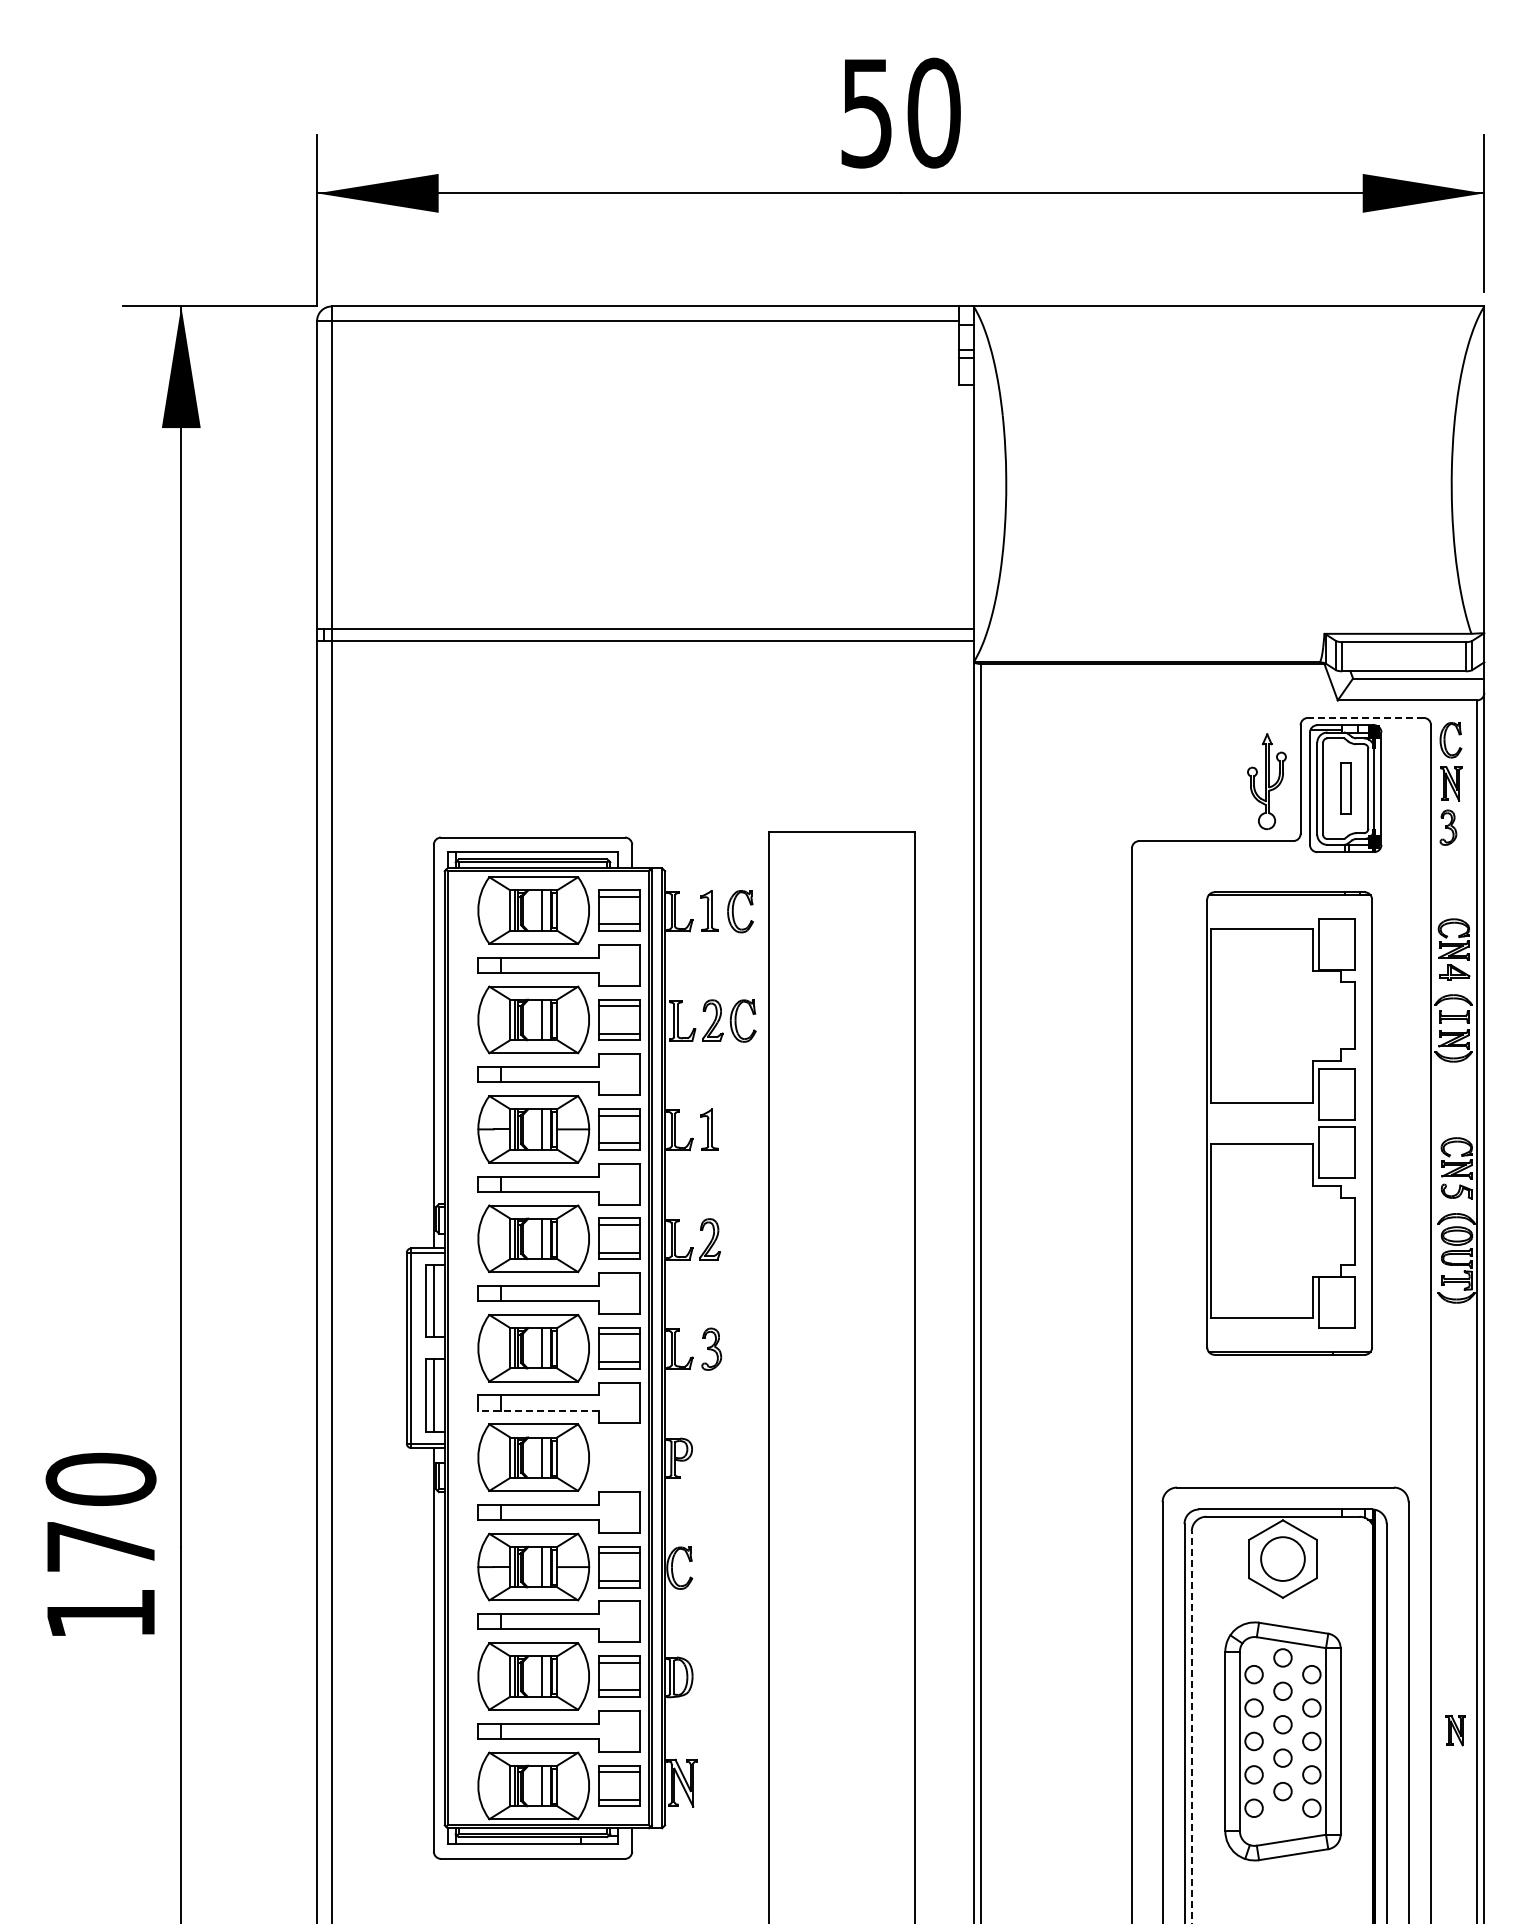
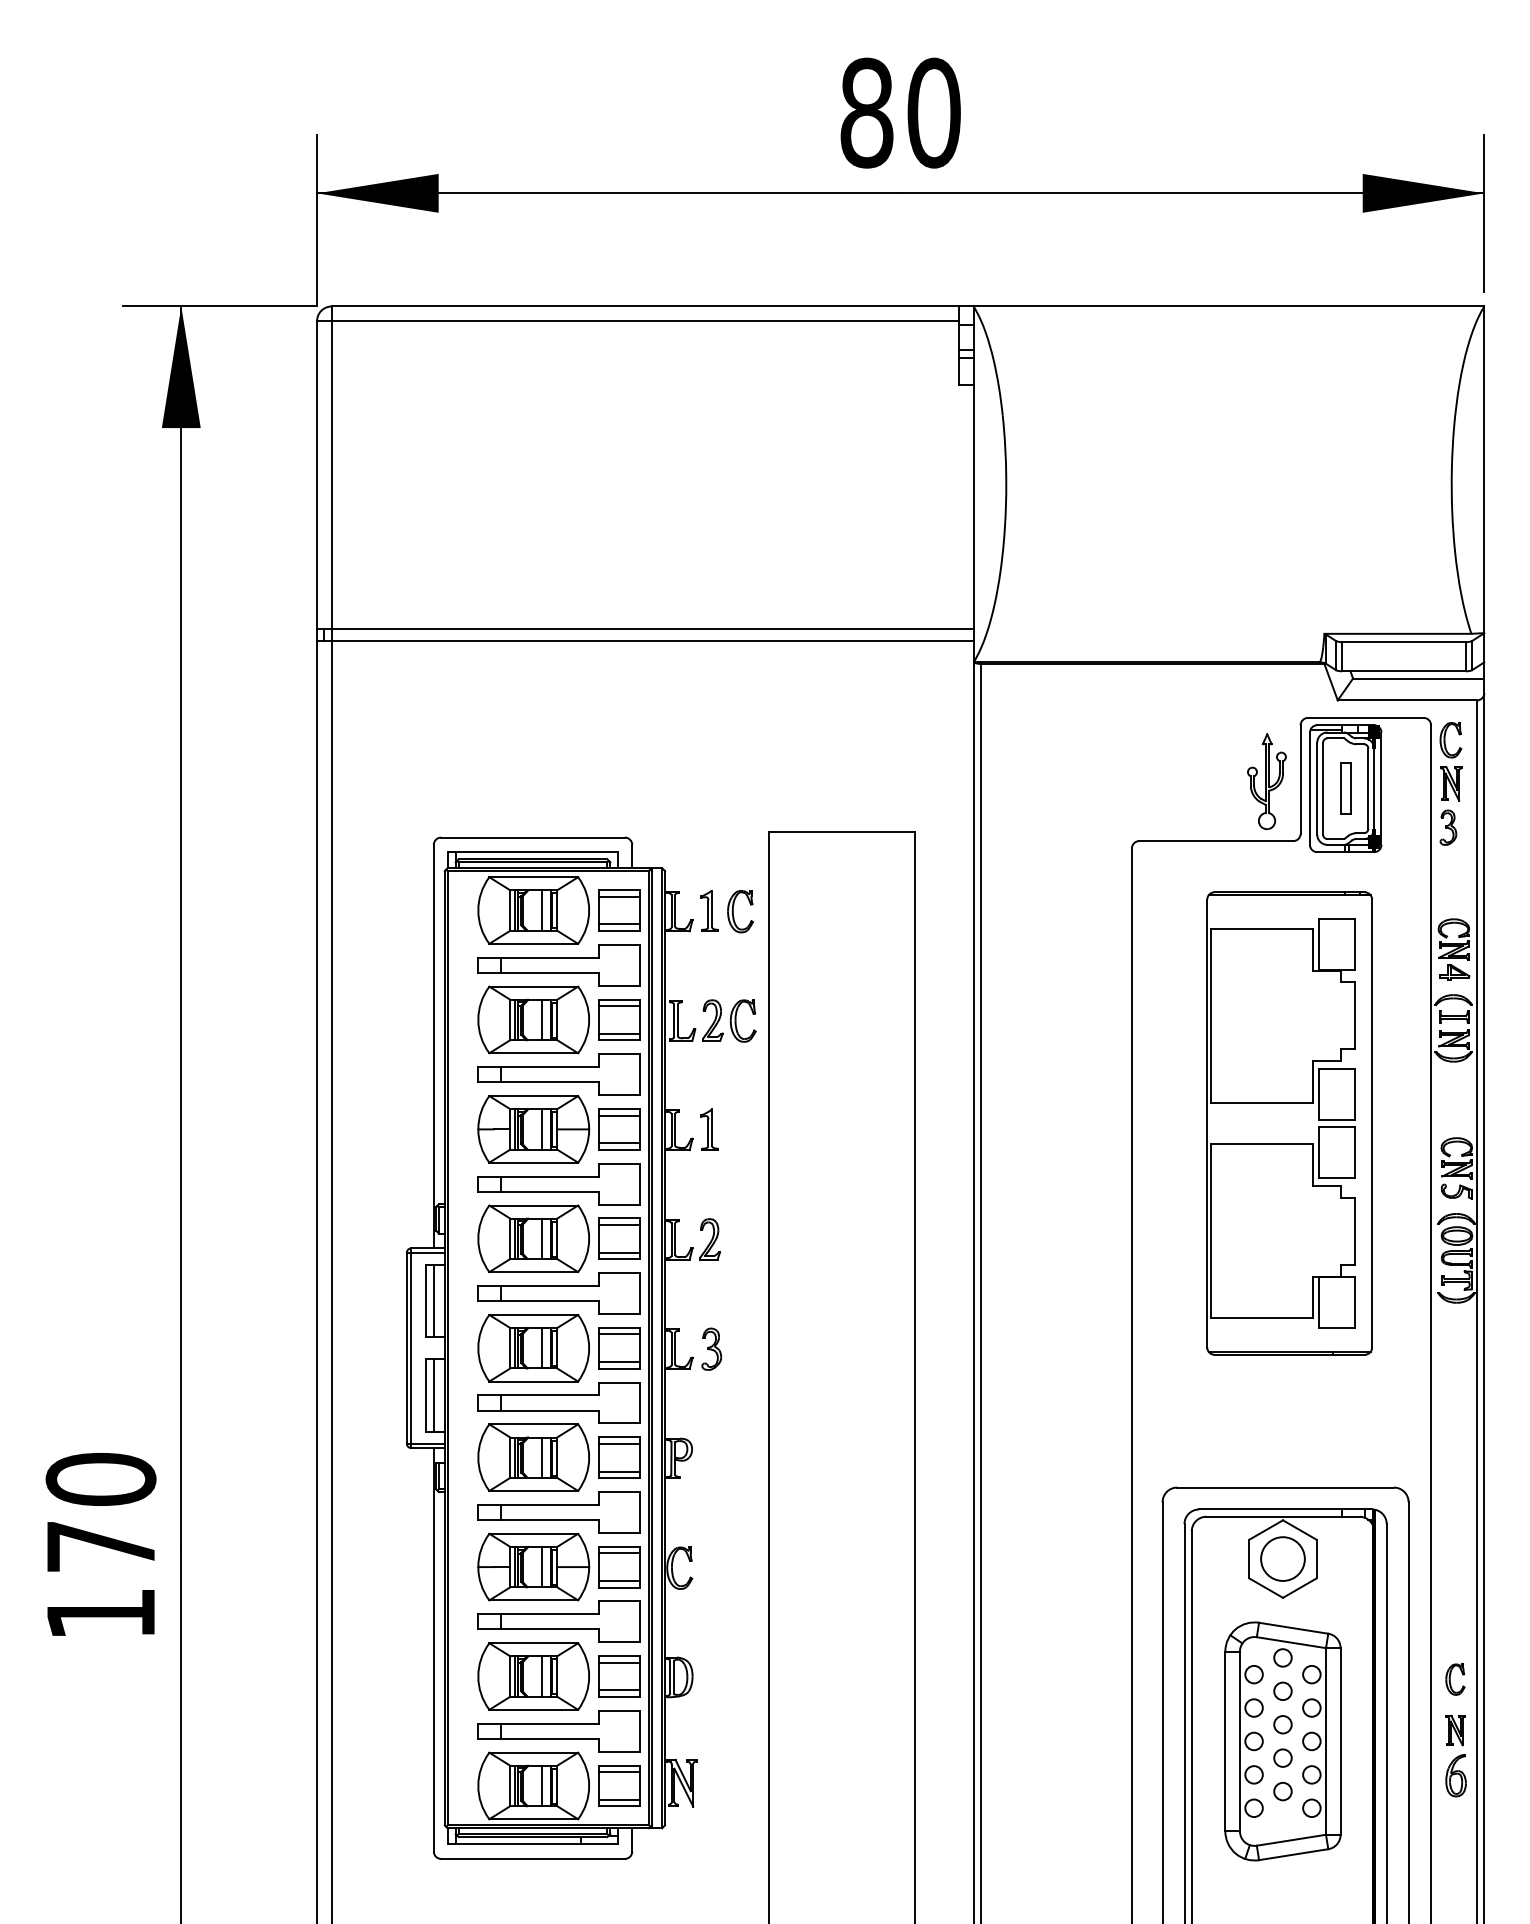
text: 50 -> 80 (866, 112)
line: dashed -> solid (1365, 717)
line: dashed -> solid (538, 1410)
part: none -> present (619, 1457)
part: none -> present (1455, 1679)
line: dashed -> solid (1191, 1726)
part: none -> present (1455, 1775)
